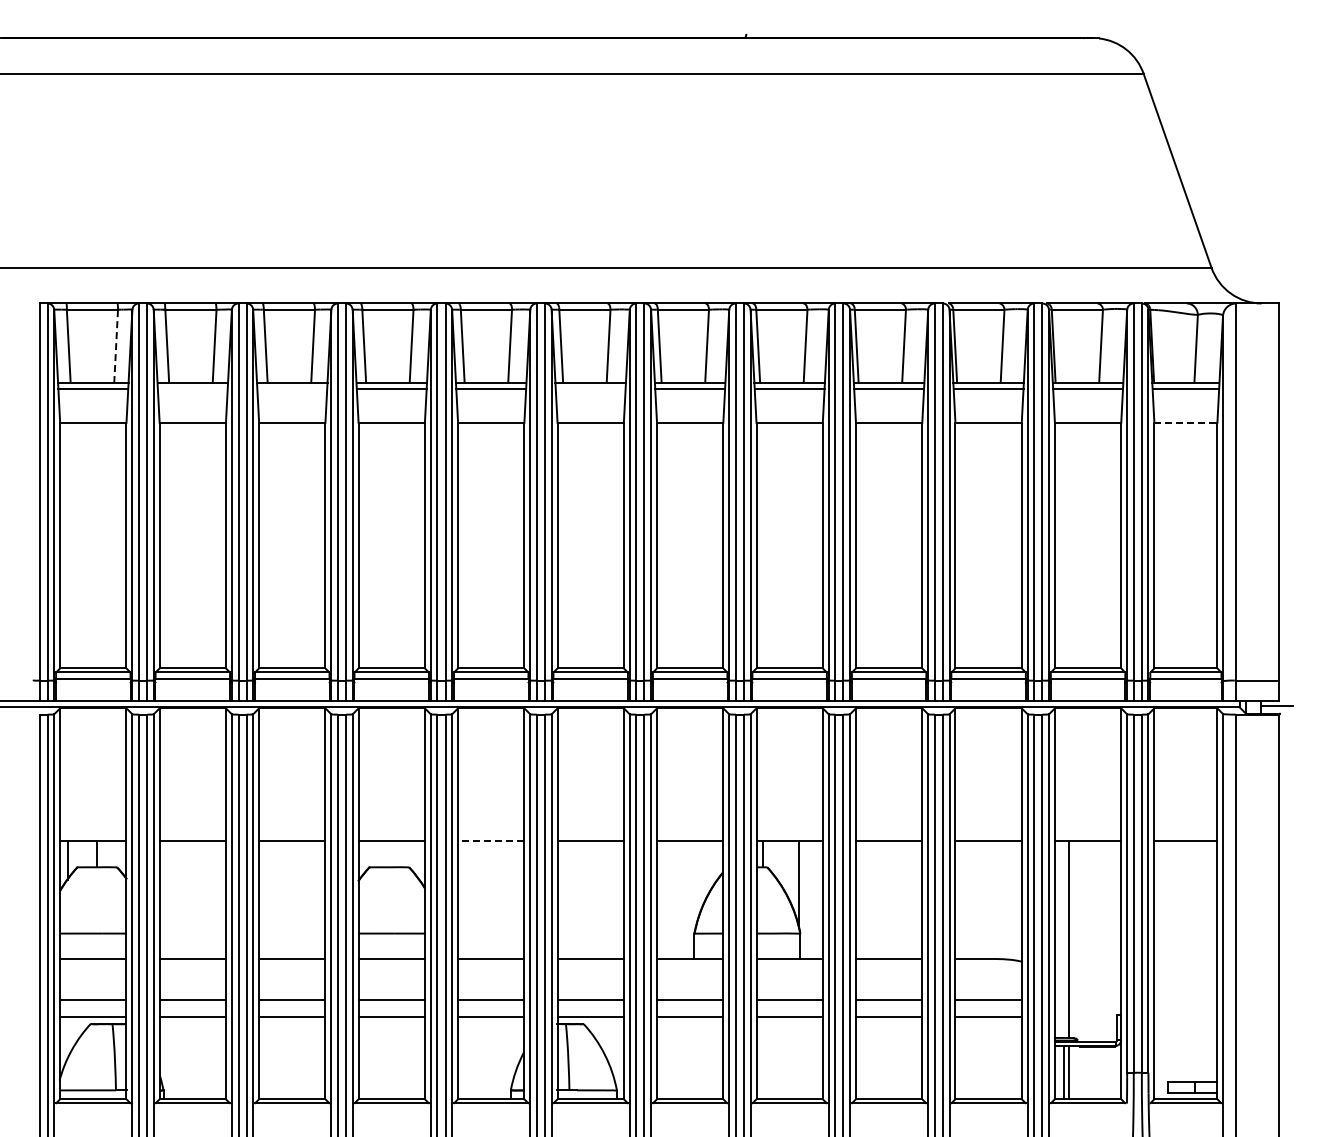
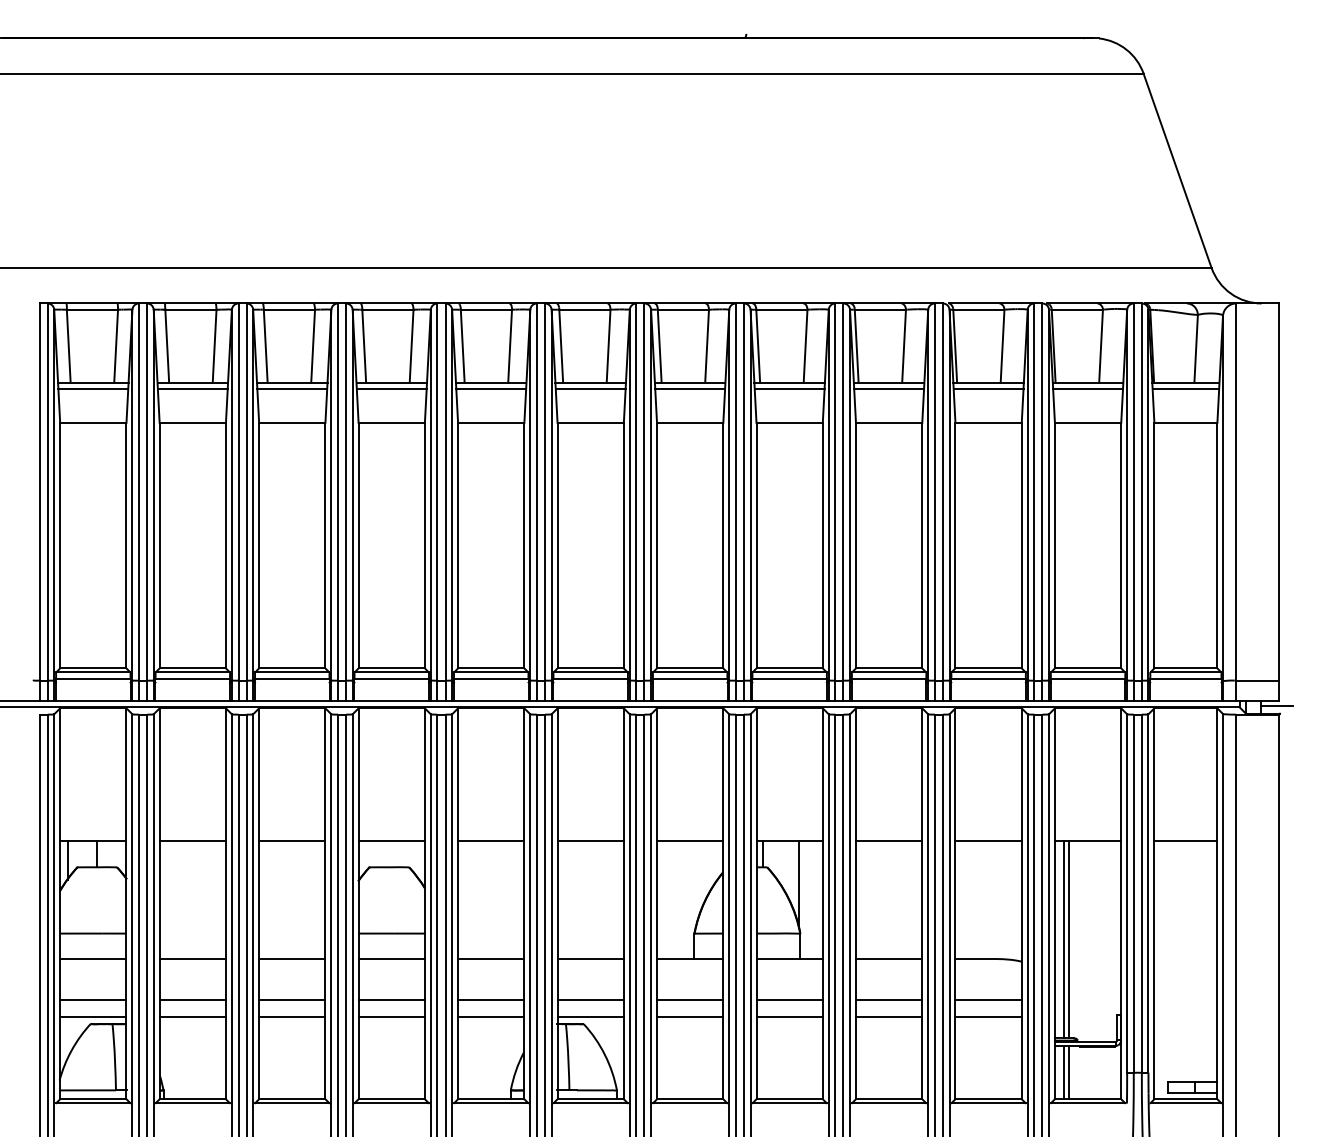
line: dashed -> solid (116, 346)
line: none -> present (192, 389)
line: none -> present (292, 389)
line: none -> present (590, 389)
line: dashed -> solid (1185, 422)
line: dashed -> solid (490, 840)
line: none -> present (1063, 938)
